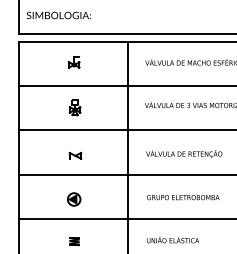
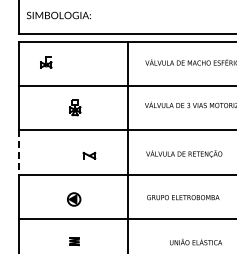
part position: (74, 62) -> (46, 62) (46, 62)
line: solid -> dashed (18, 152)
part position: (75, 155) -> (89, 155) (89, 155)
text position: (172, 239) -> (195, 241) (195, 241)
